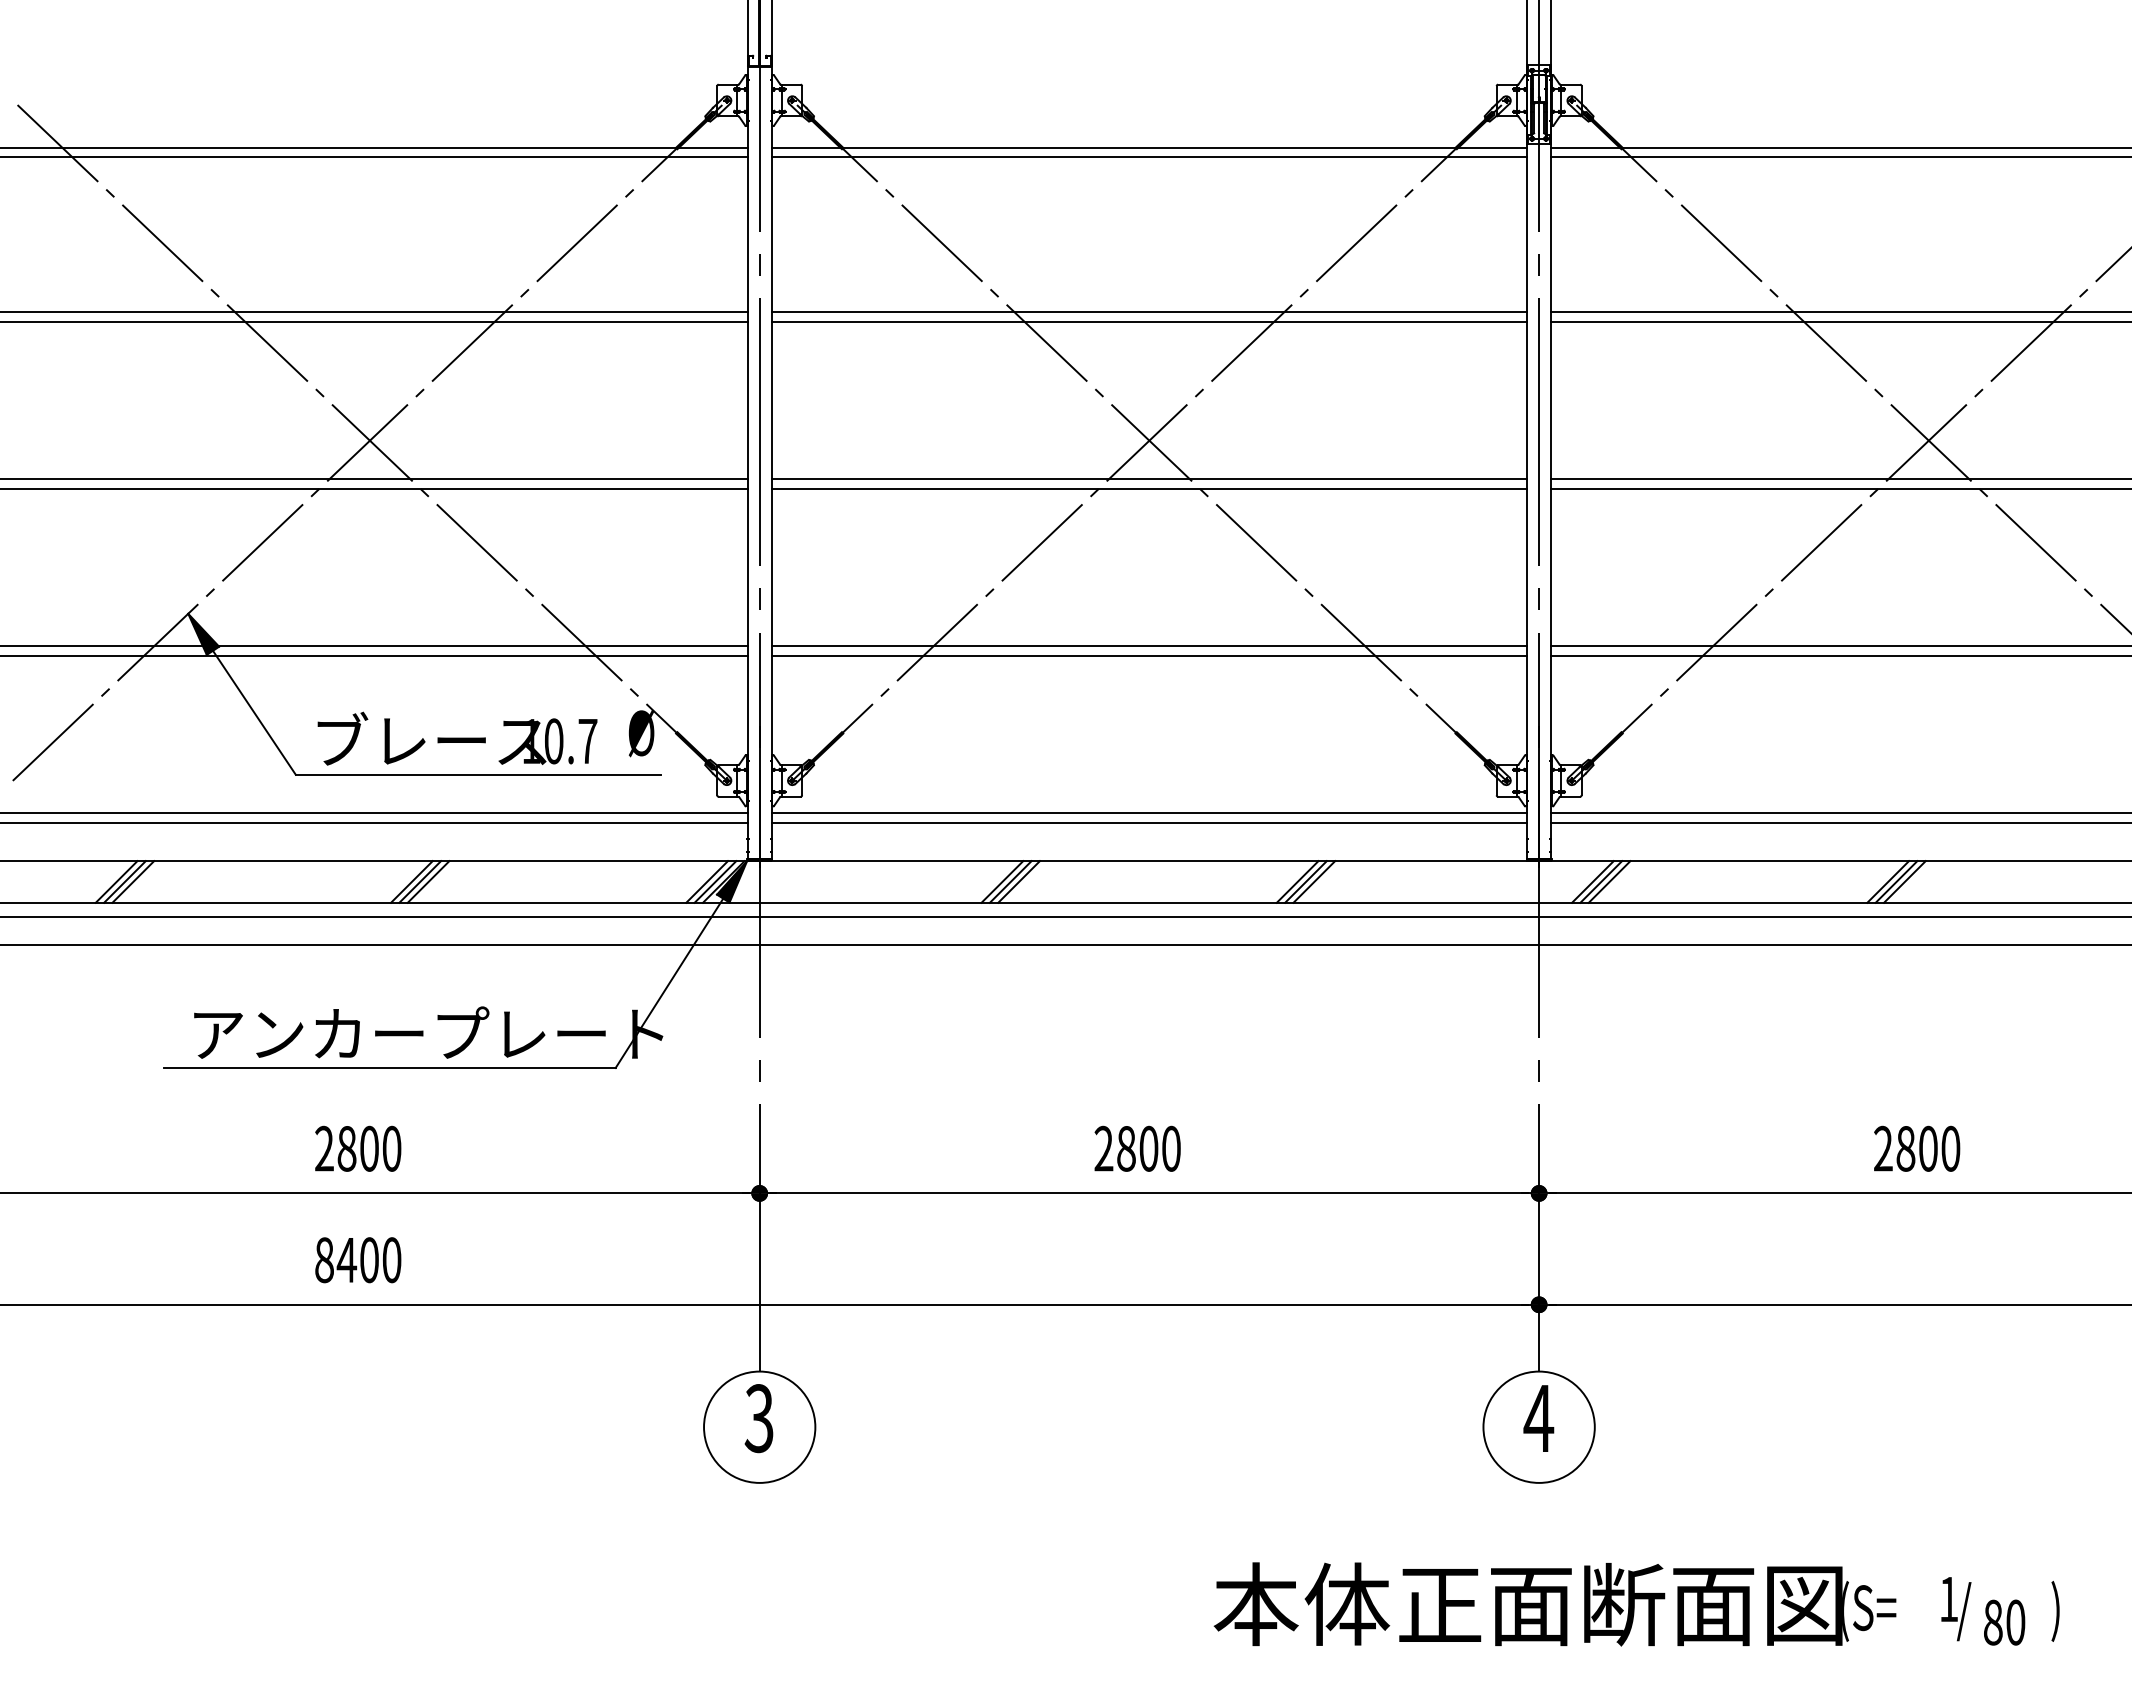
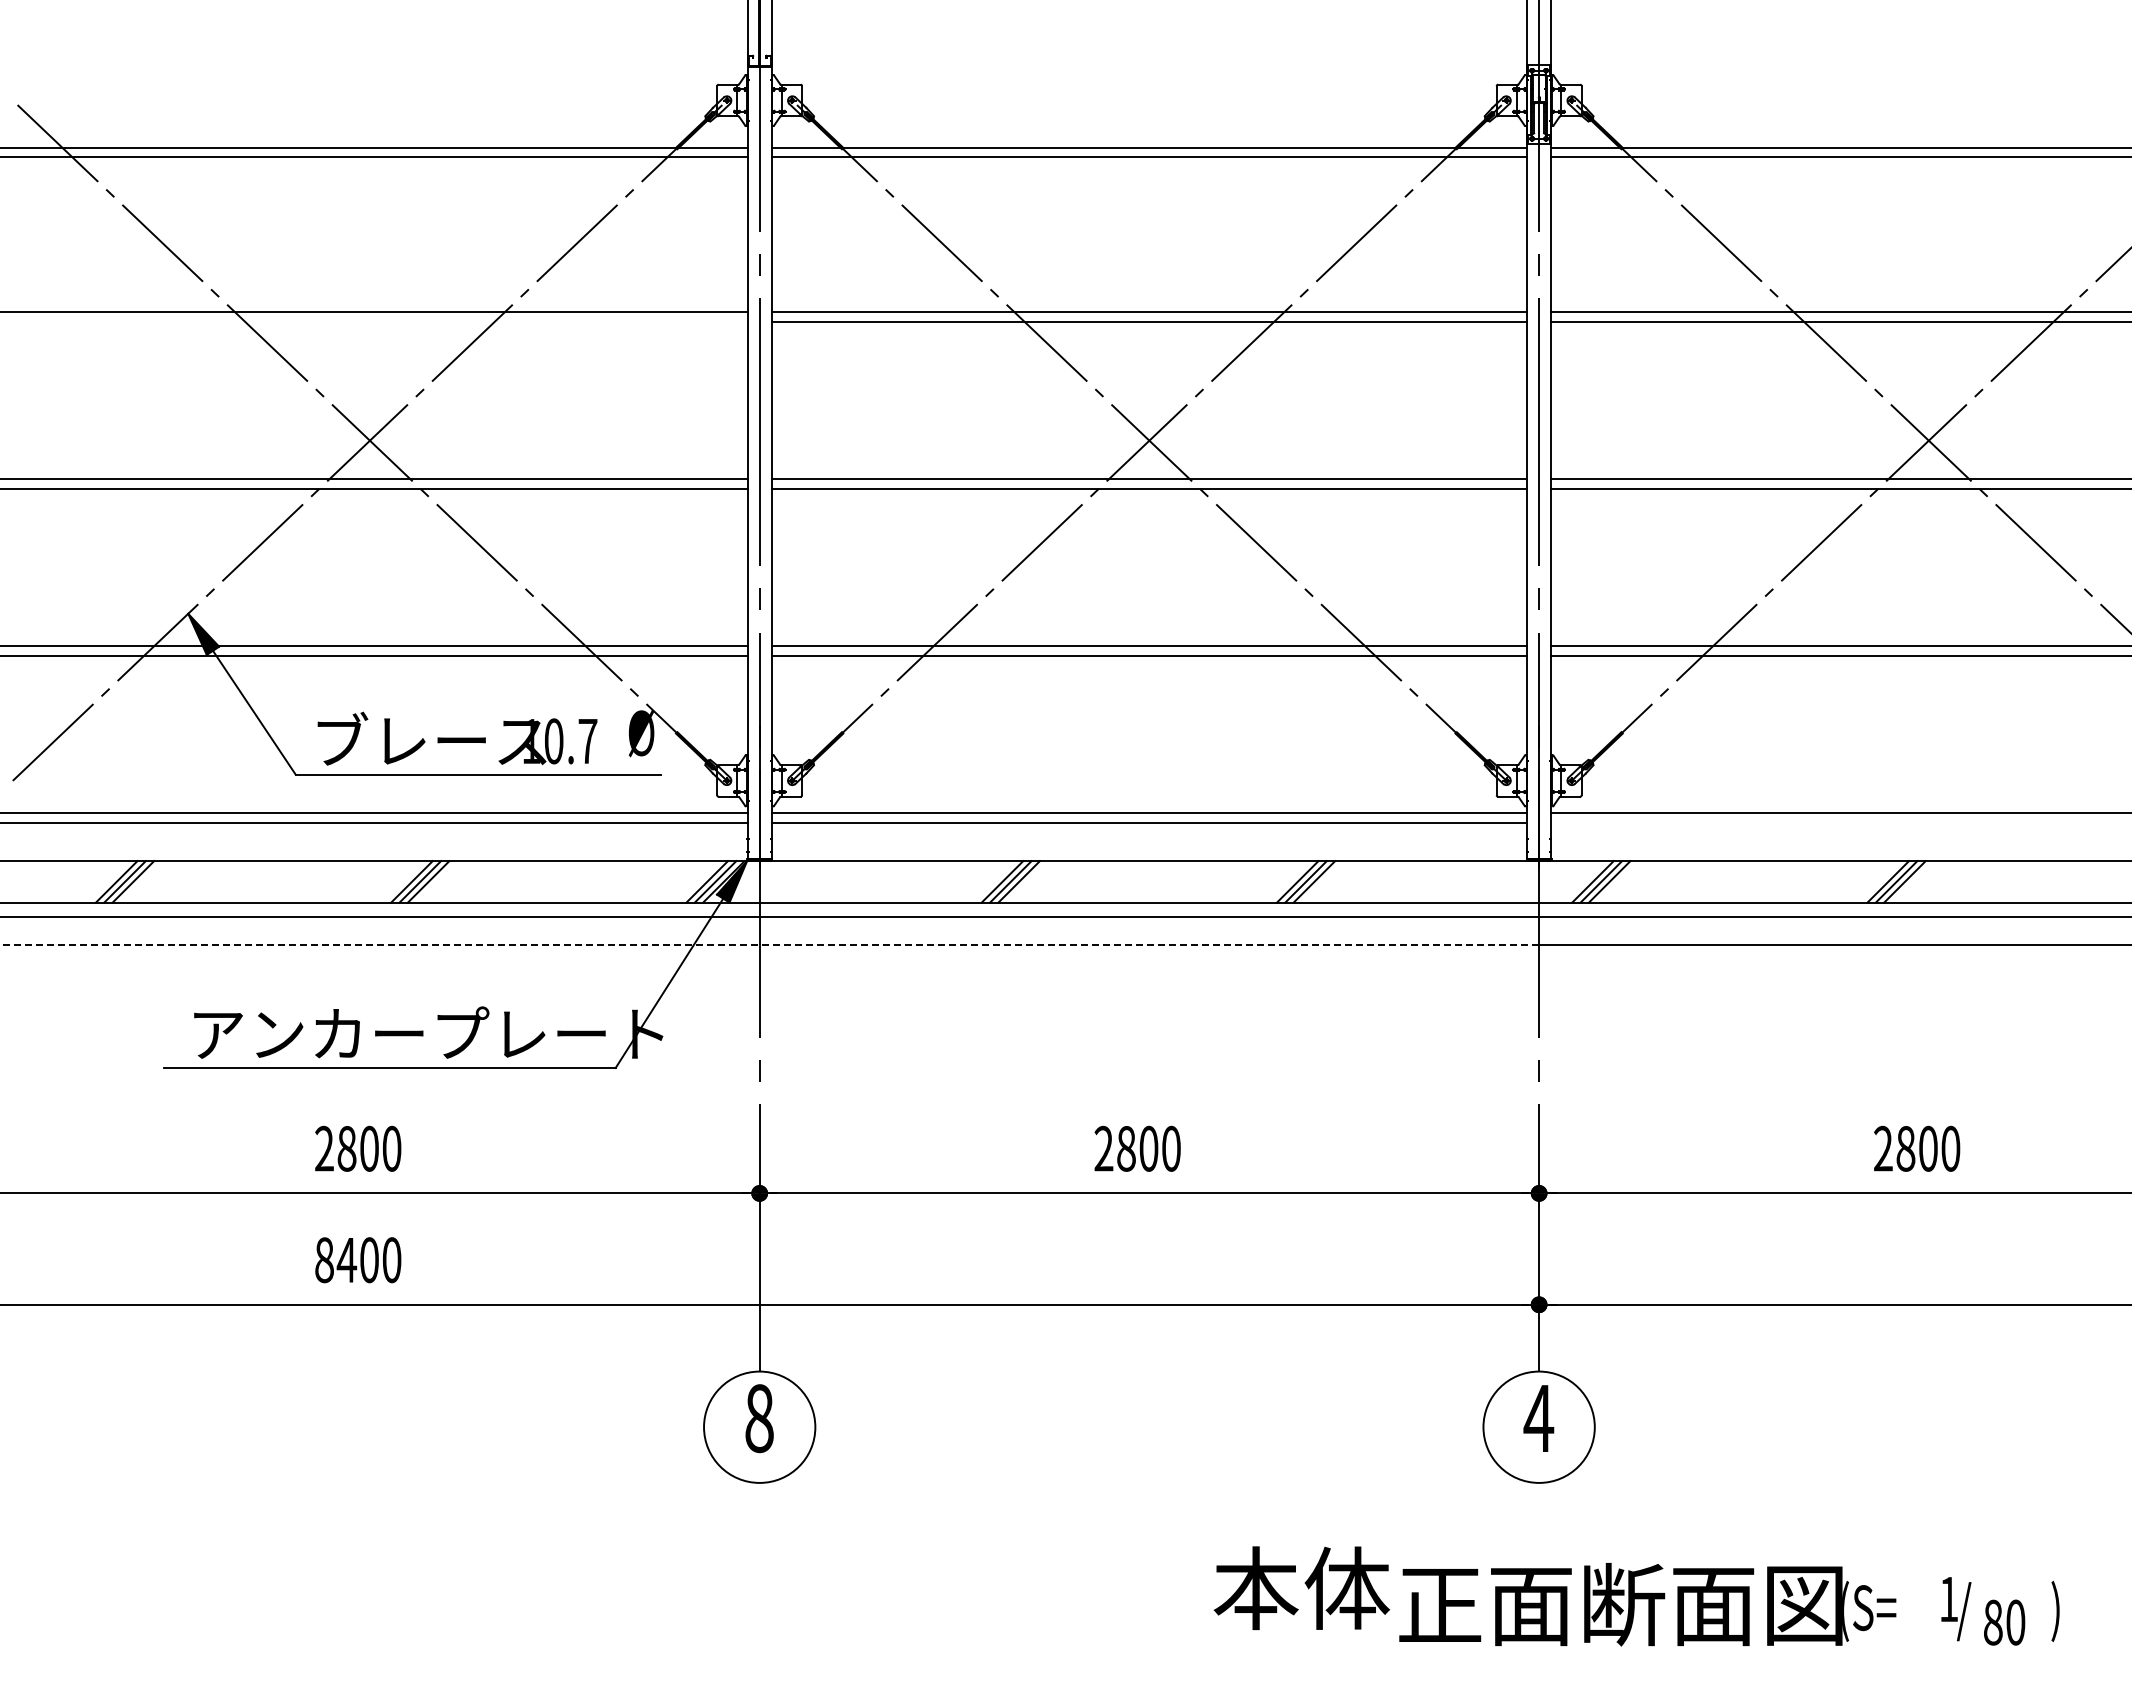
line: present -> none (374, 321)
line: present -> none (1839, 822)
line: solid -> dashed (770, 944)
text: 3 -> 8 (758, 1418)
text position: (1301, 1603) -> (1301, 1587) (1301, 1587)
